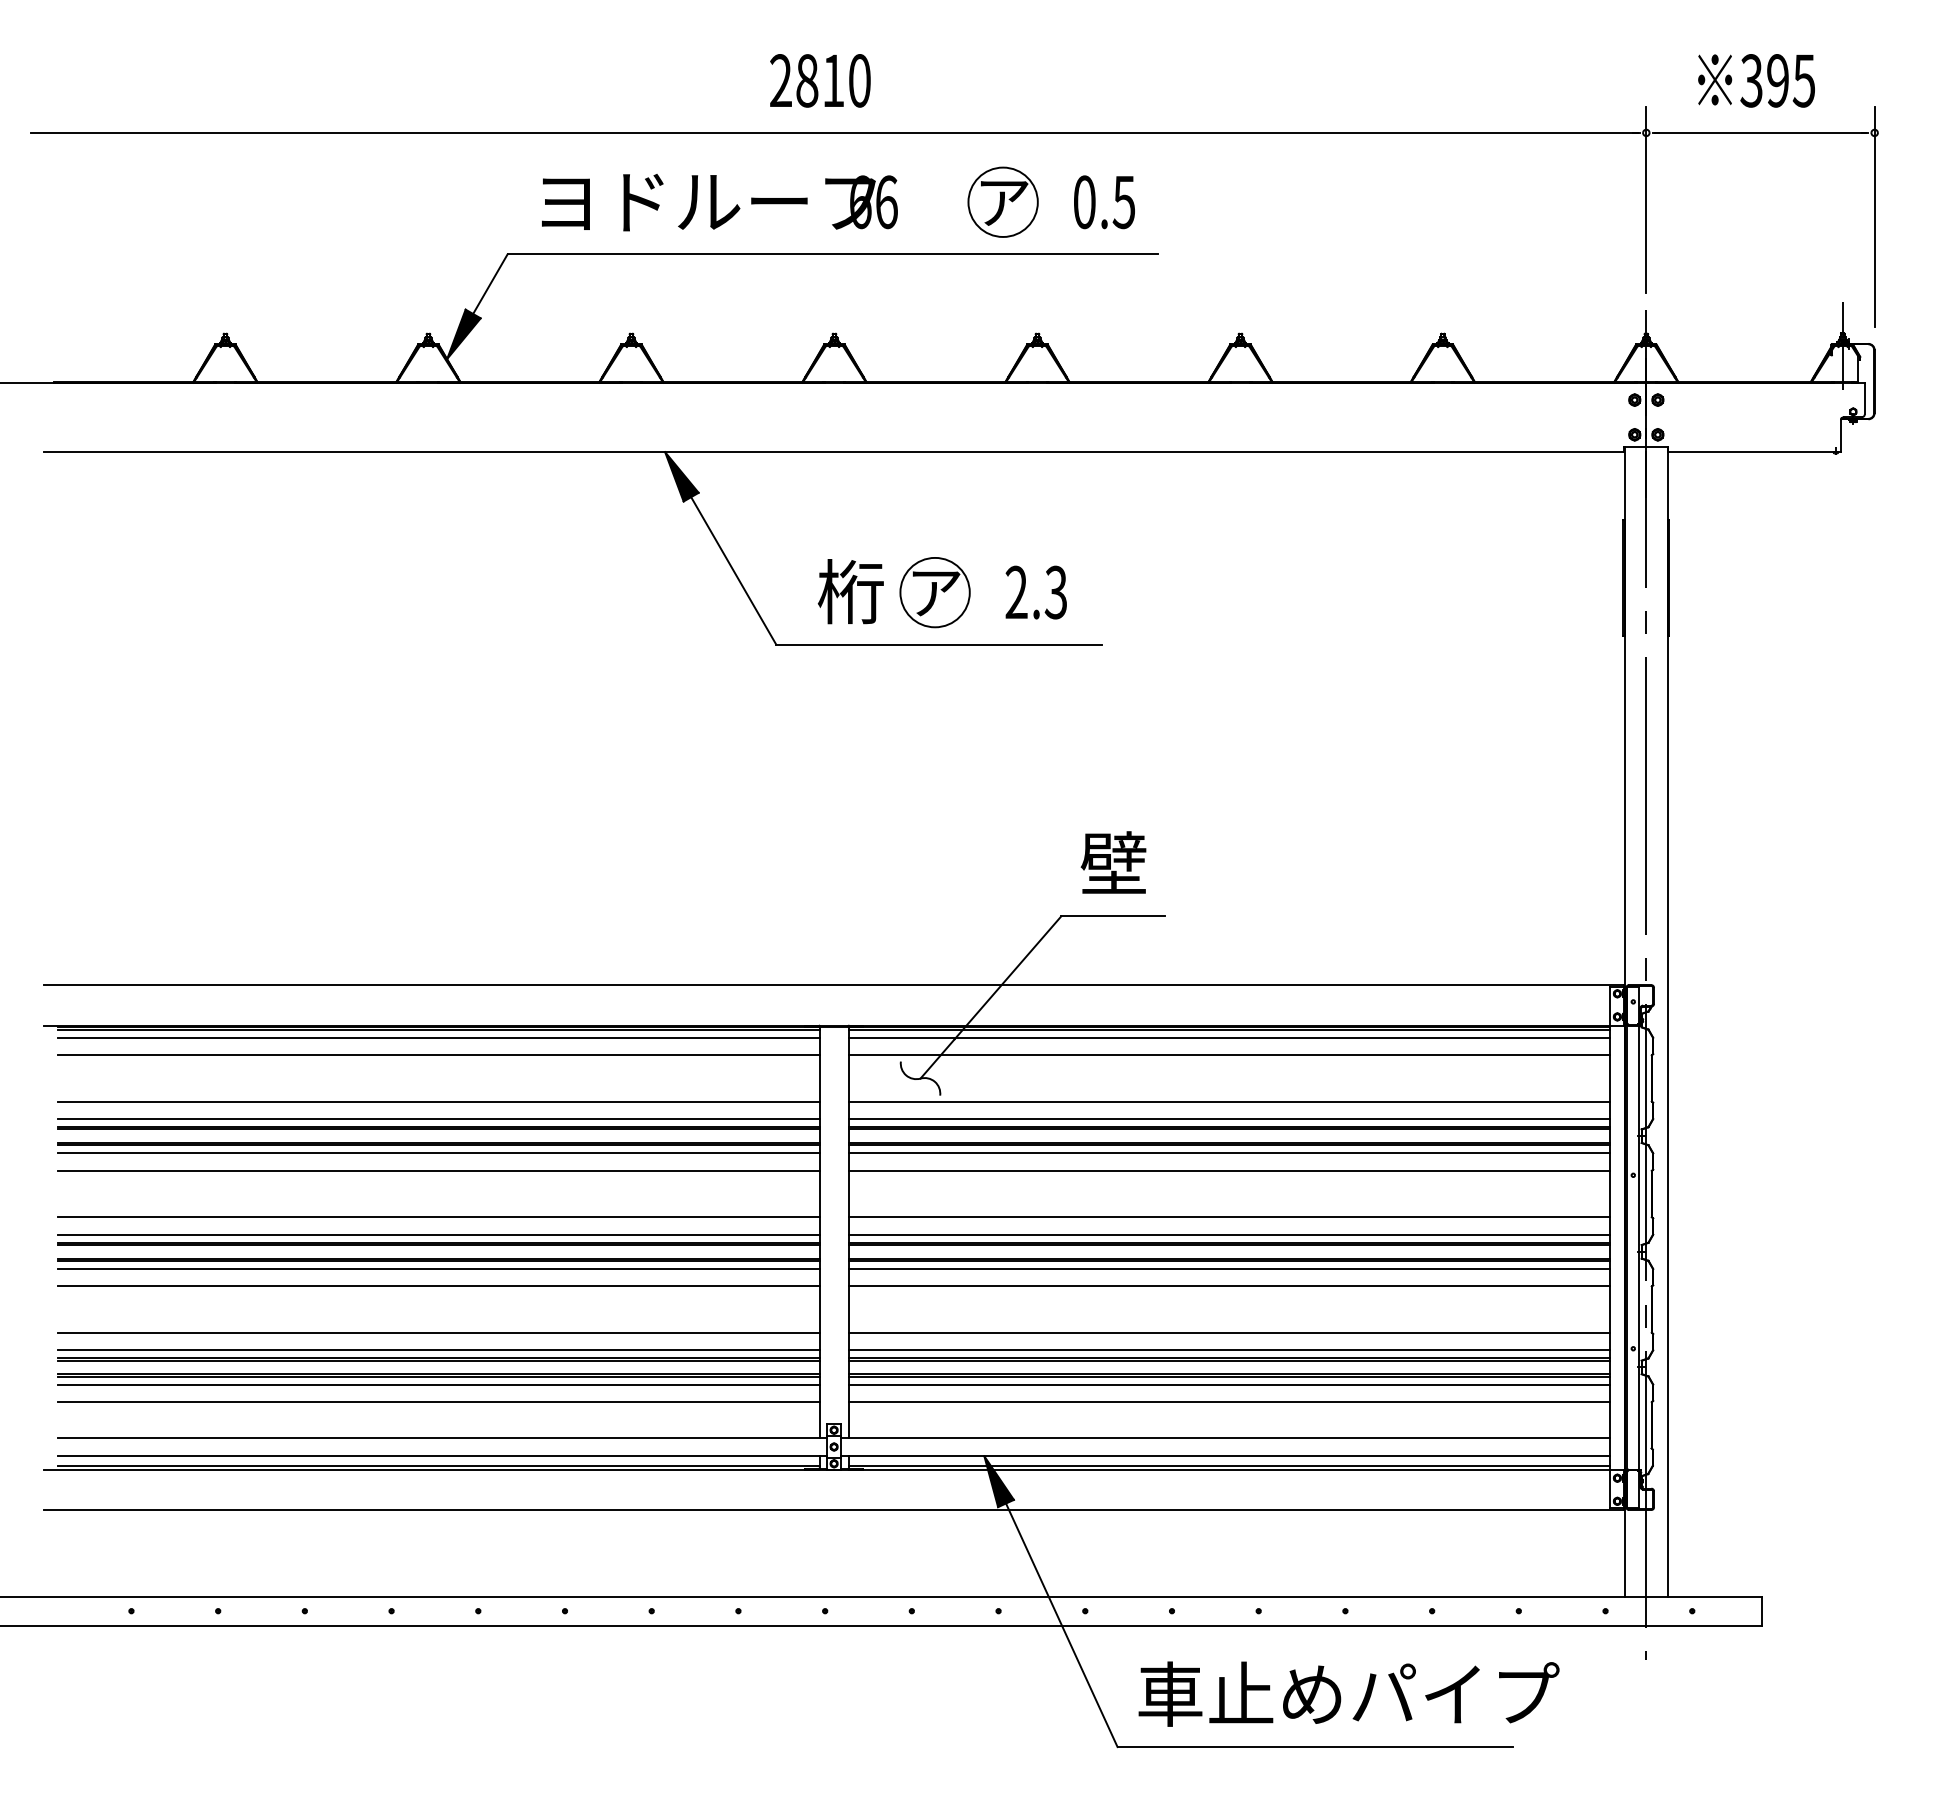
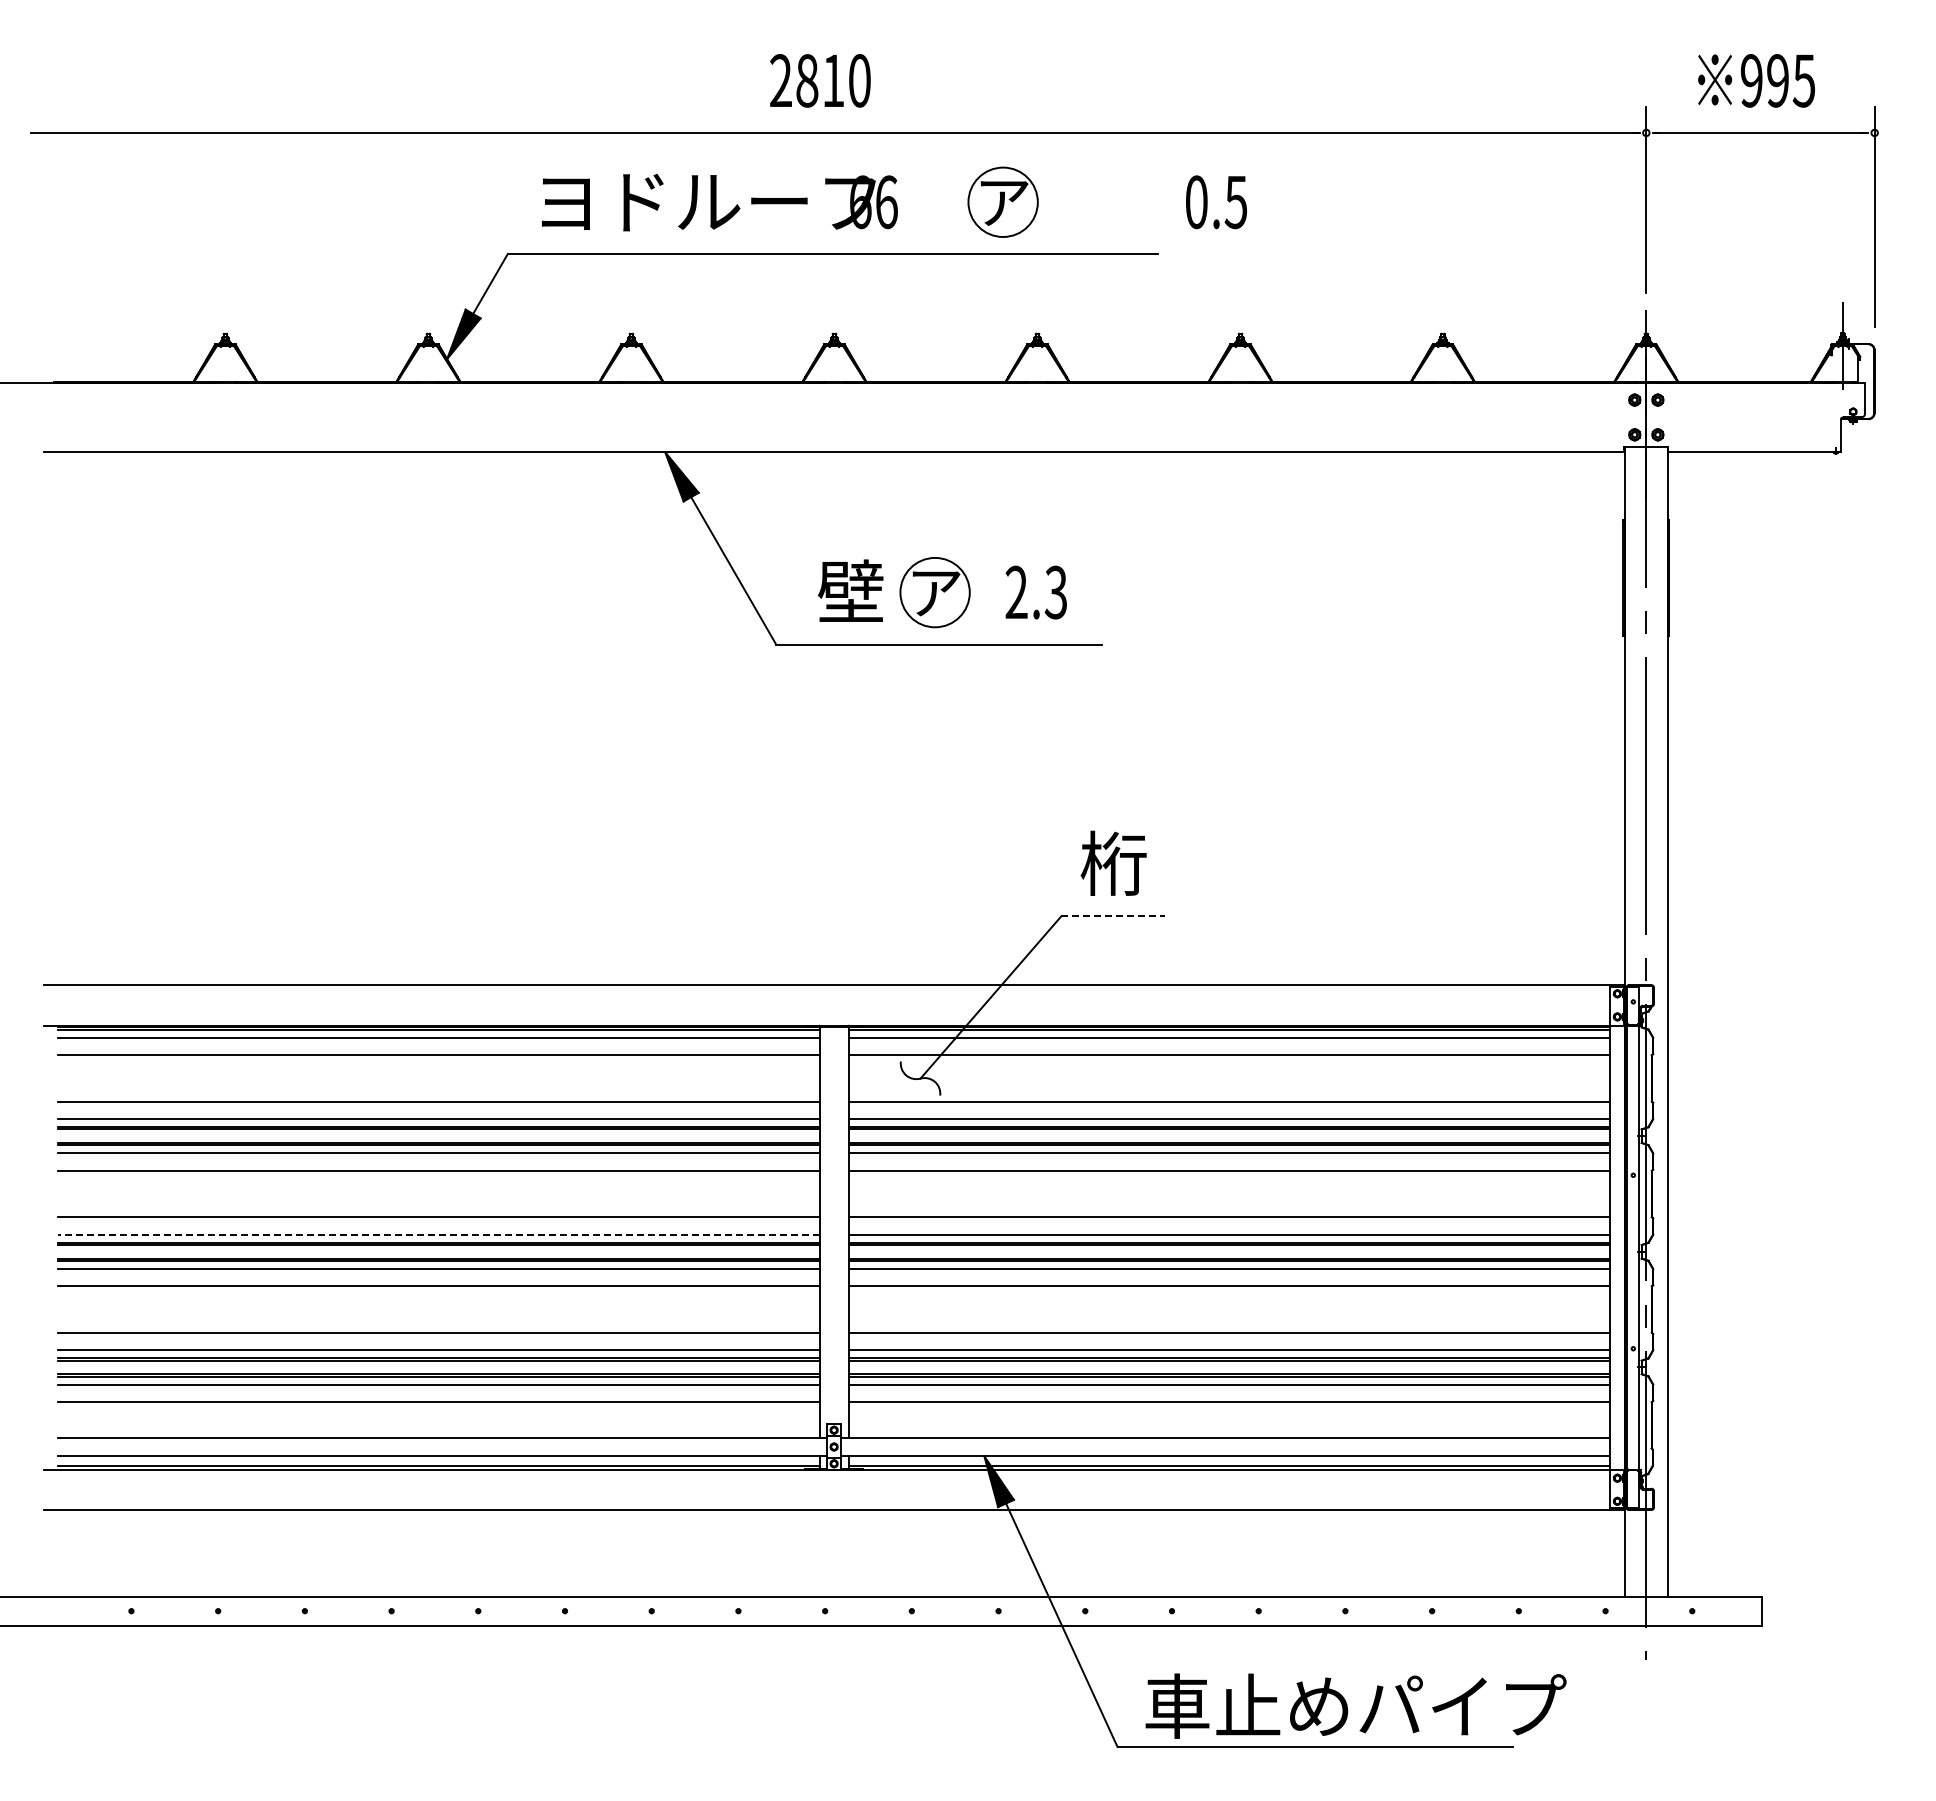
text: 395 -> 995 (1751, 80)
text position: (1104, 202) -> (1216, 202) (1216, 202)
text: 桁 -> 壁 (850, 591)
text: 壁 -> 桁 (1113, 862)
line: solid -> dashed (1113, 916)
line: solid -> dashed (438, 1234)
text position: (1348, 1693) -> (1355, 1705) (1355, 1705)
